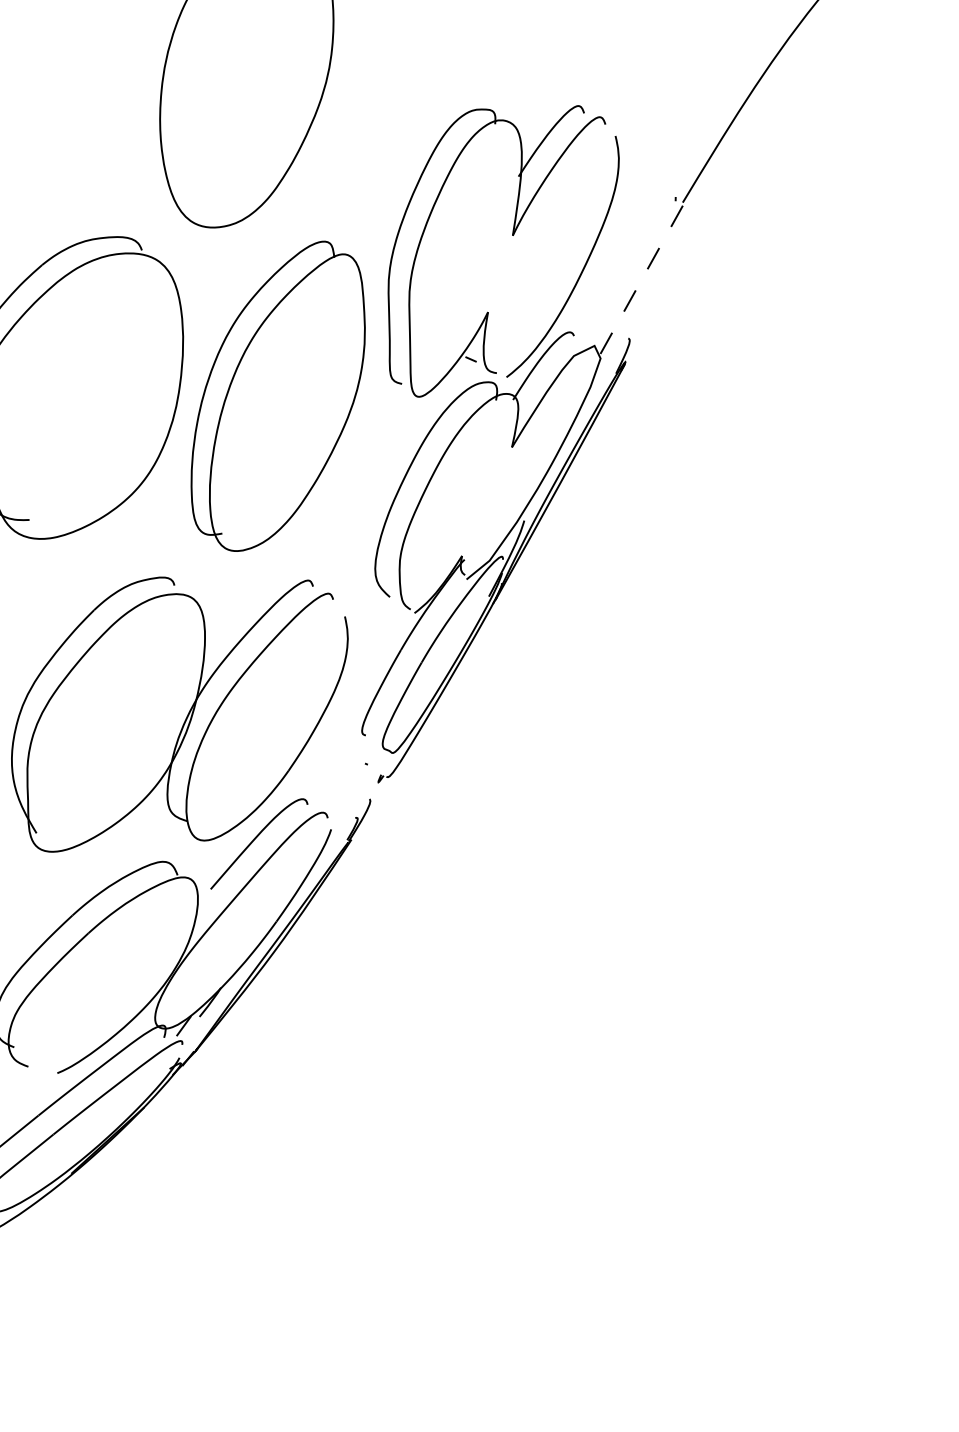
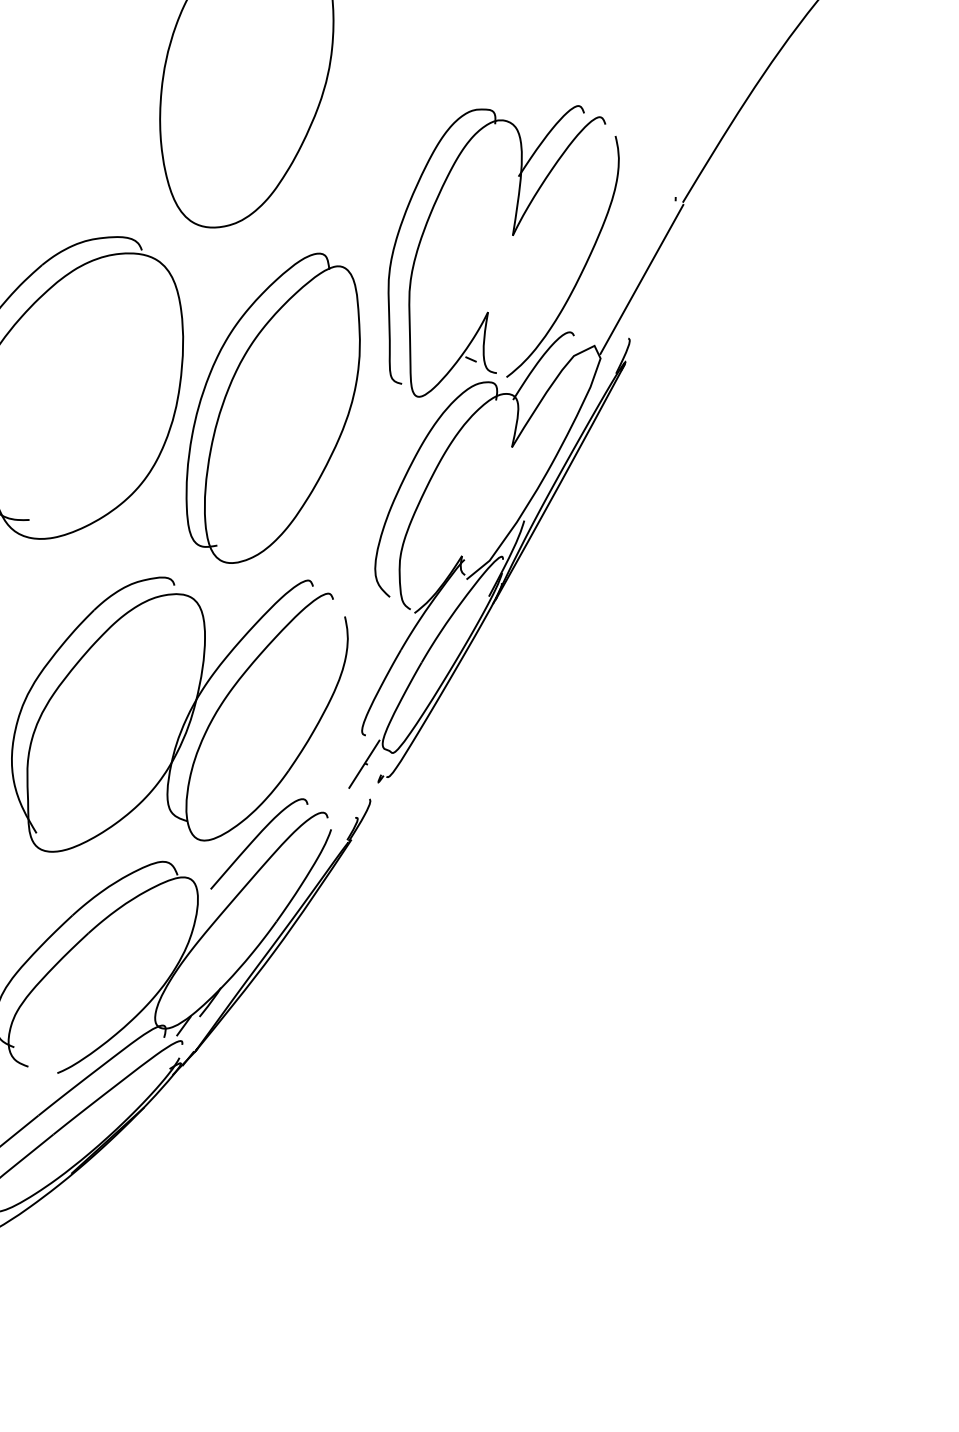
line: dashed -> solid (642, 279)
part position: (277, 395) -> (272, 407) (272, 407)
line: none -> present (364, 763)
